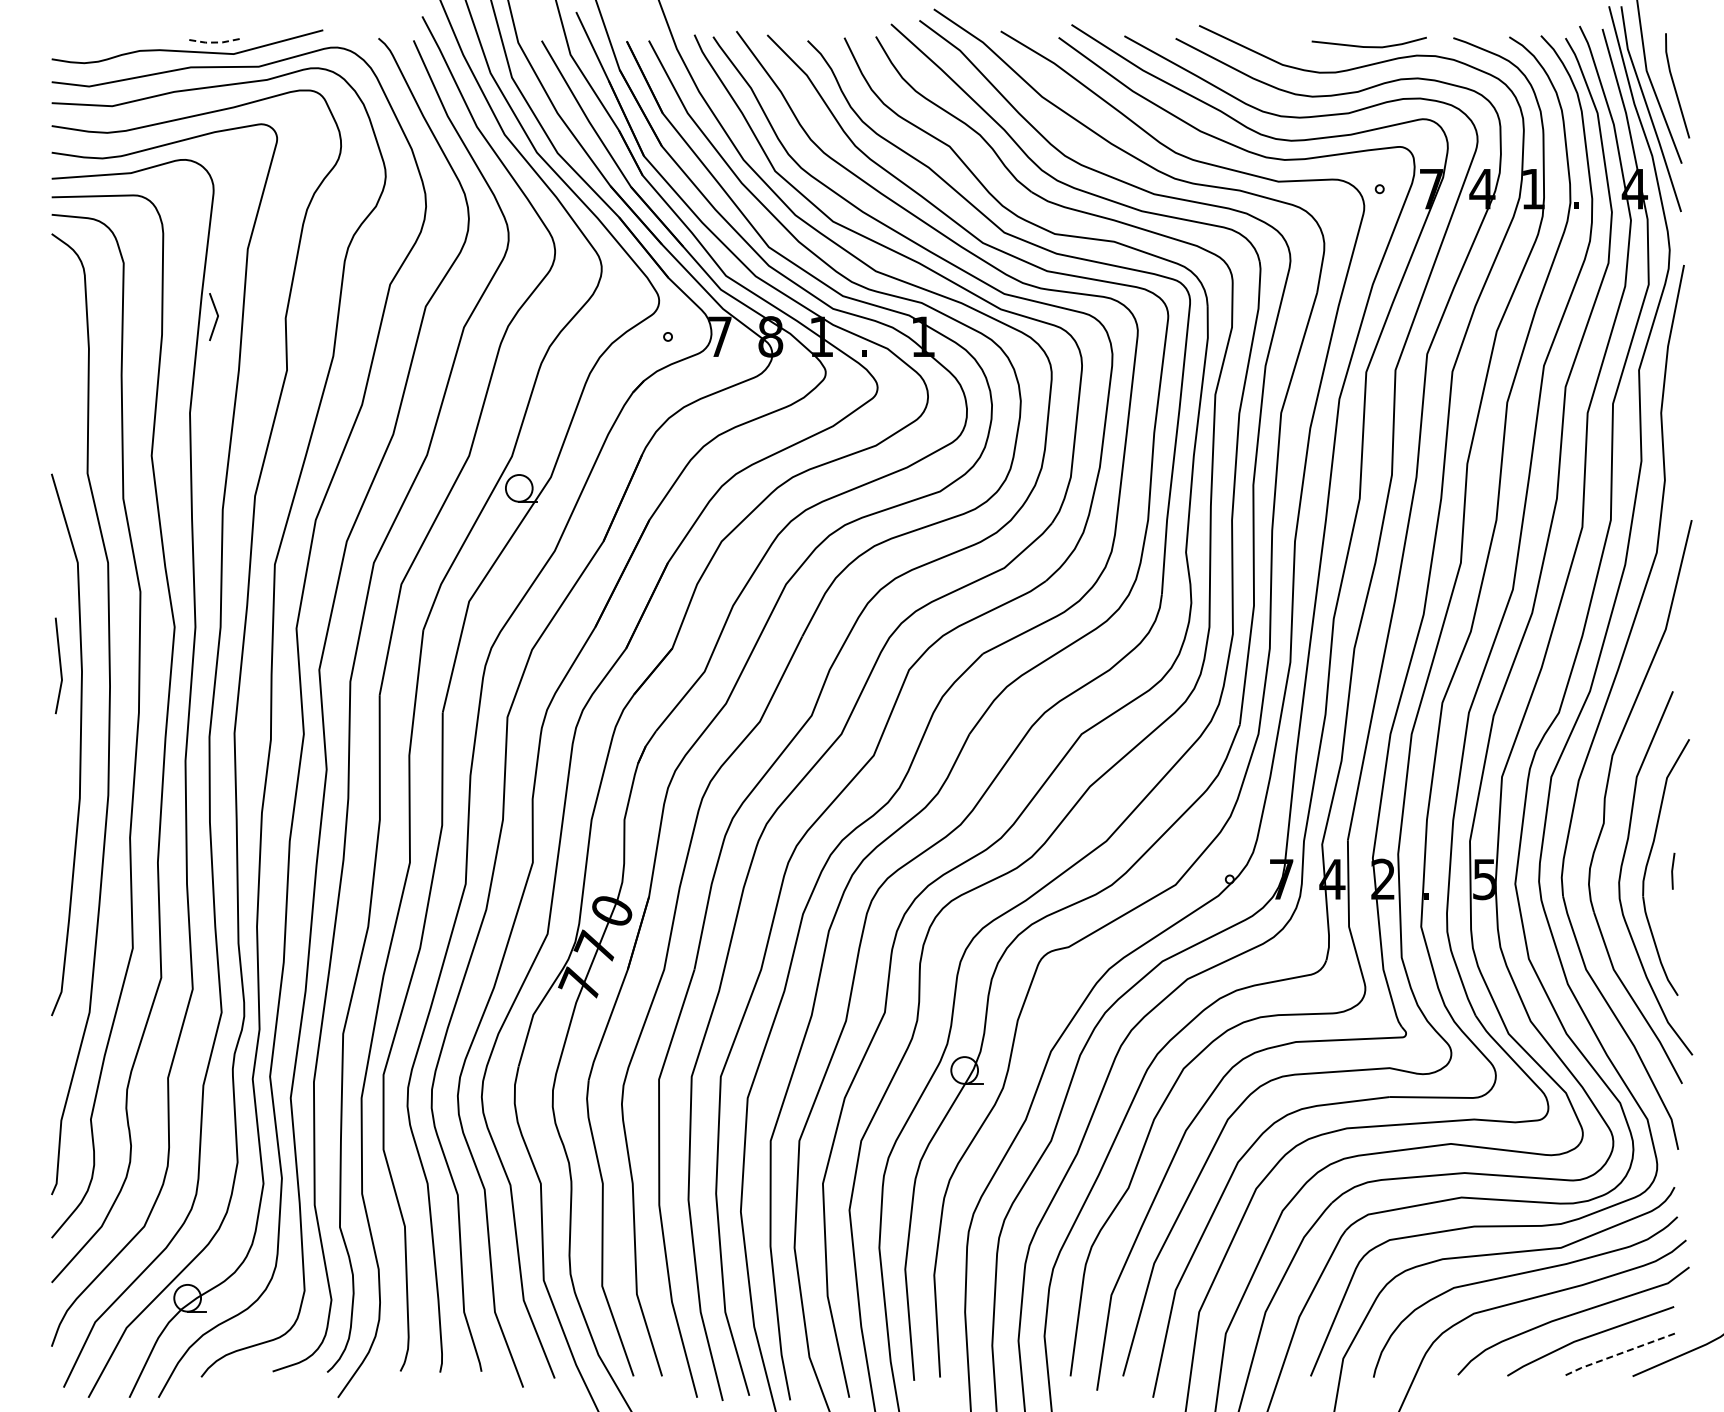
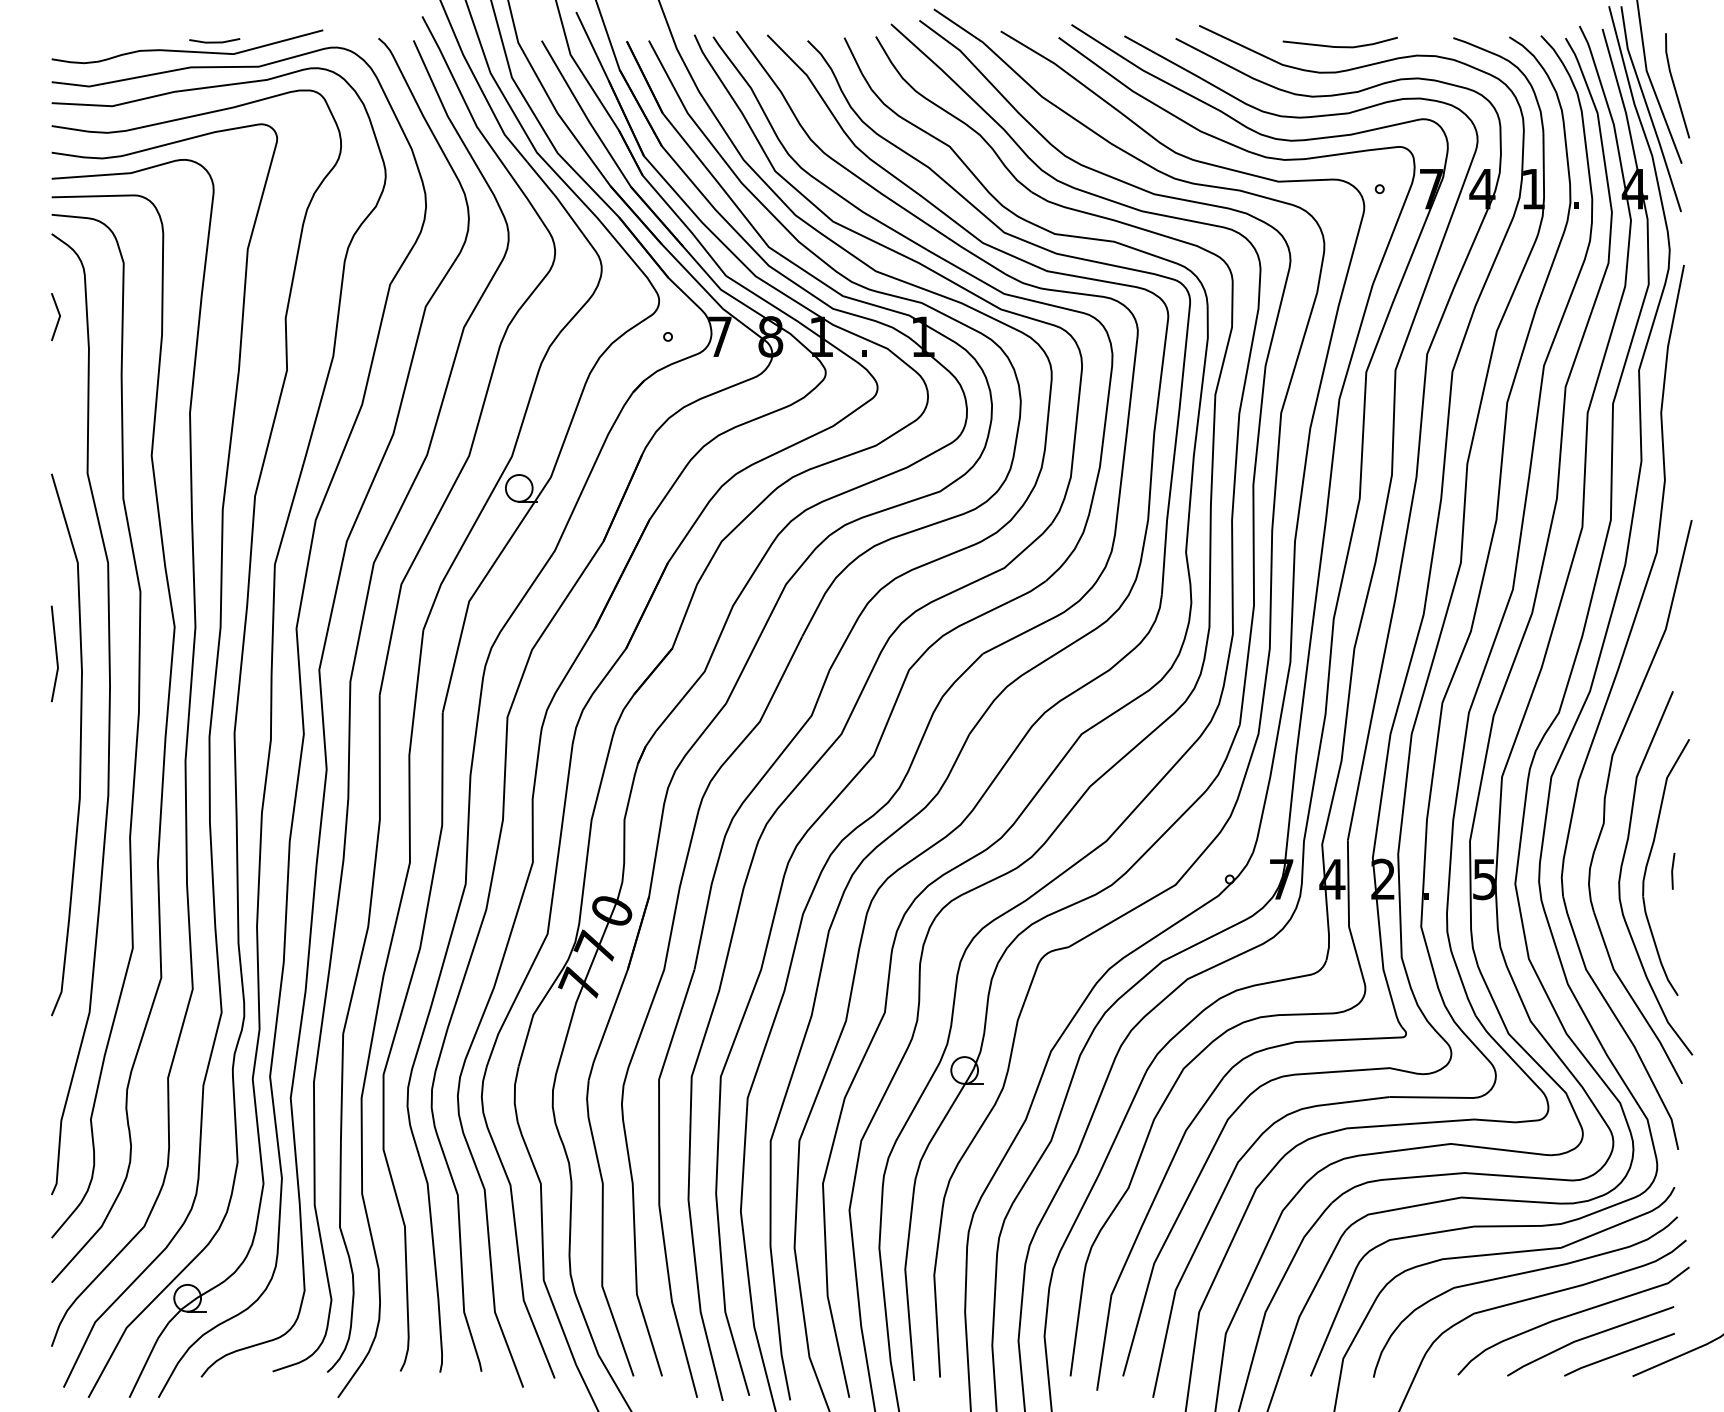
line: dashed -> solid (215, 42)
line position: (1368, 46) -> (1339, 46) (1339, 46)
line position: (216, 317) -> (58, 317) (58, 317)
line position: (59, 665) -> (55, 653) (55, 653)
line: dashed -> solid (1618, 1354)
